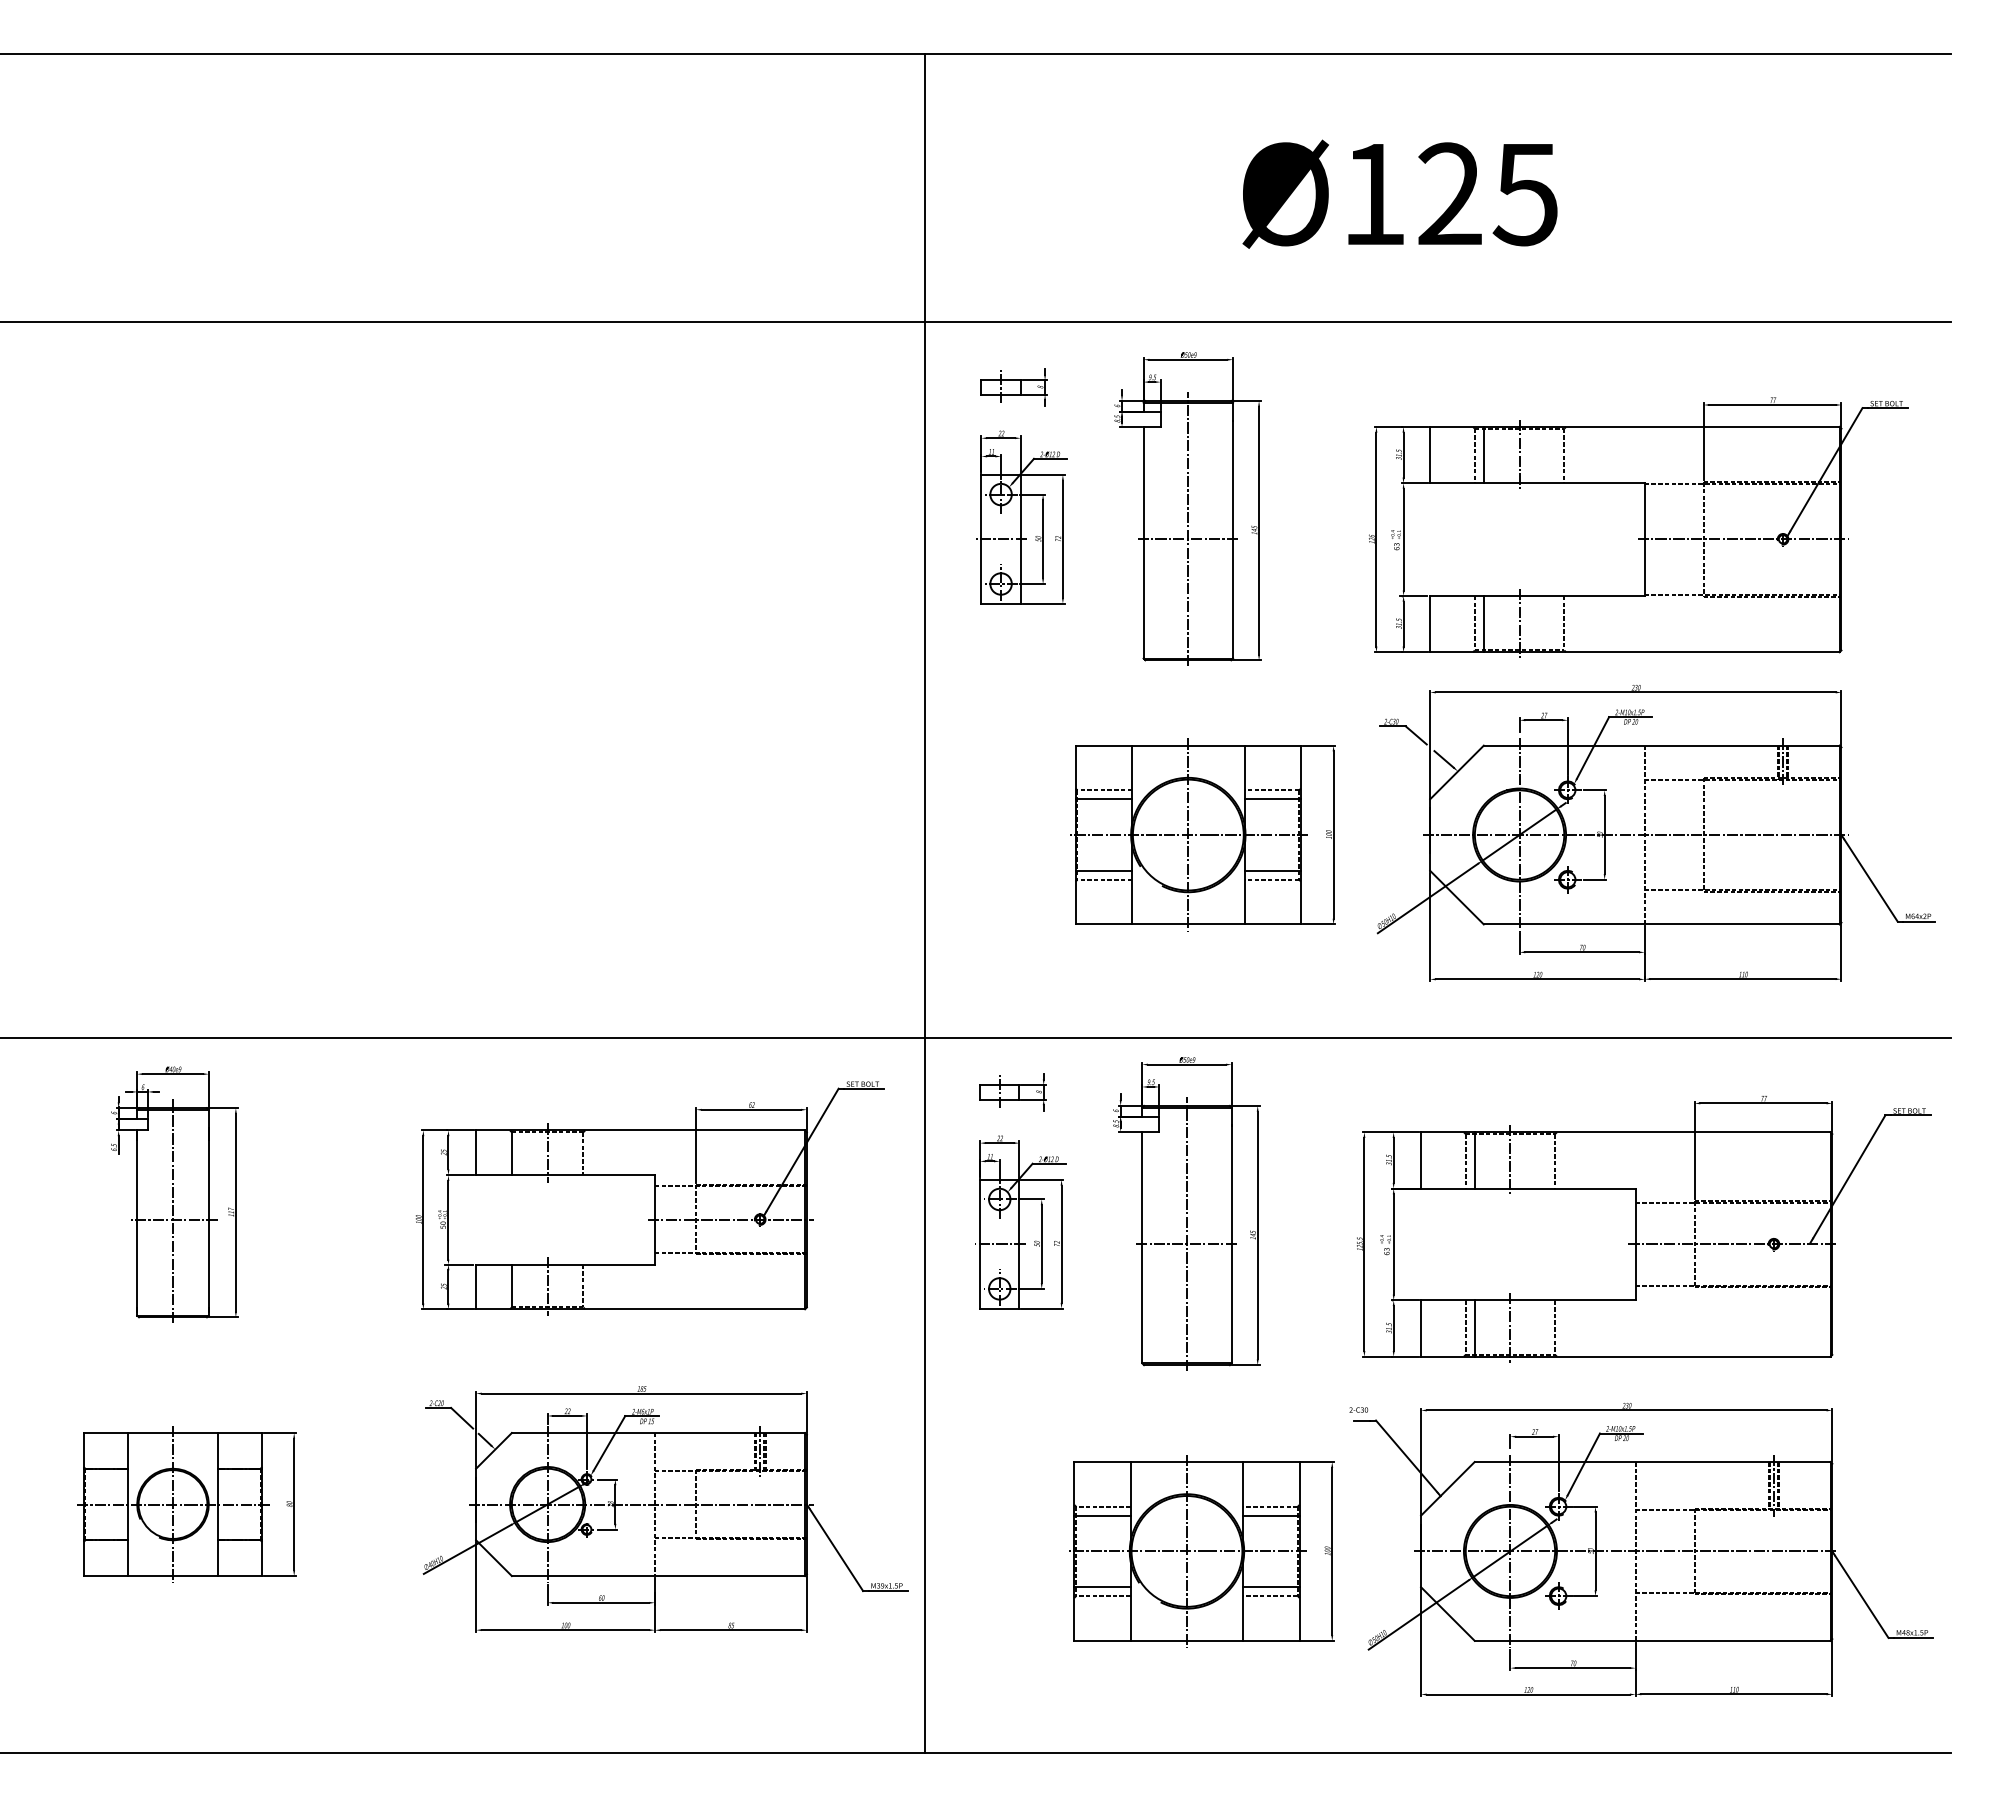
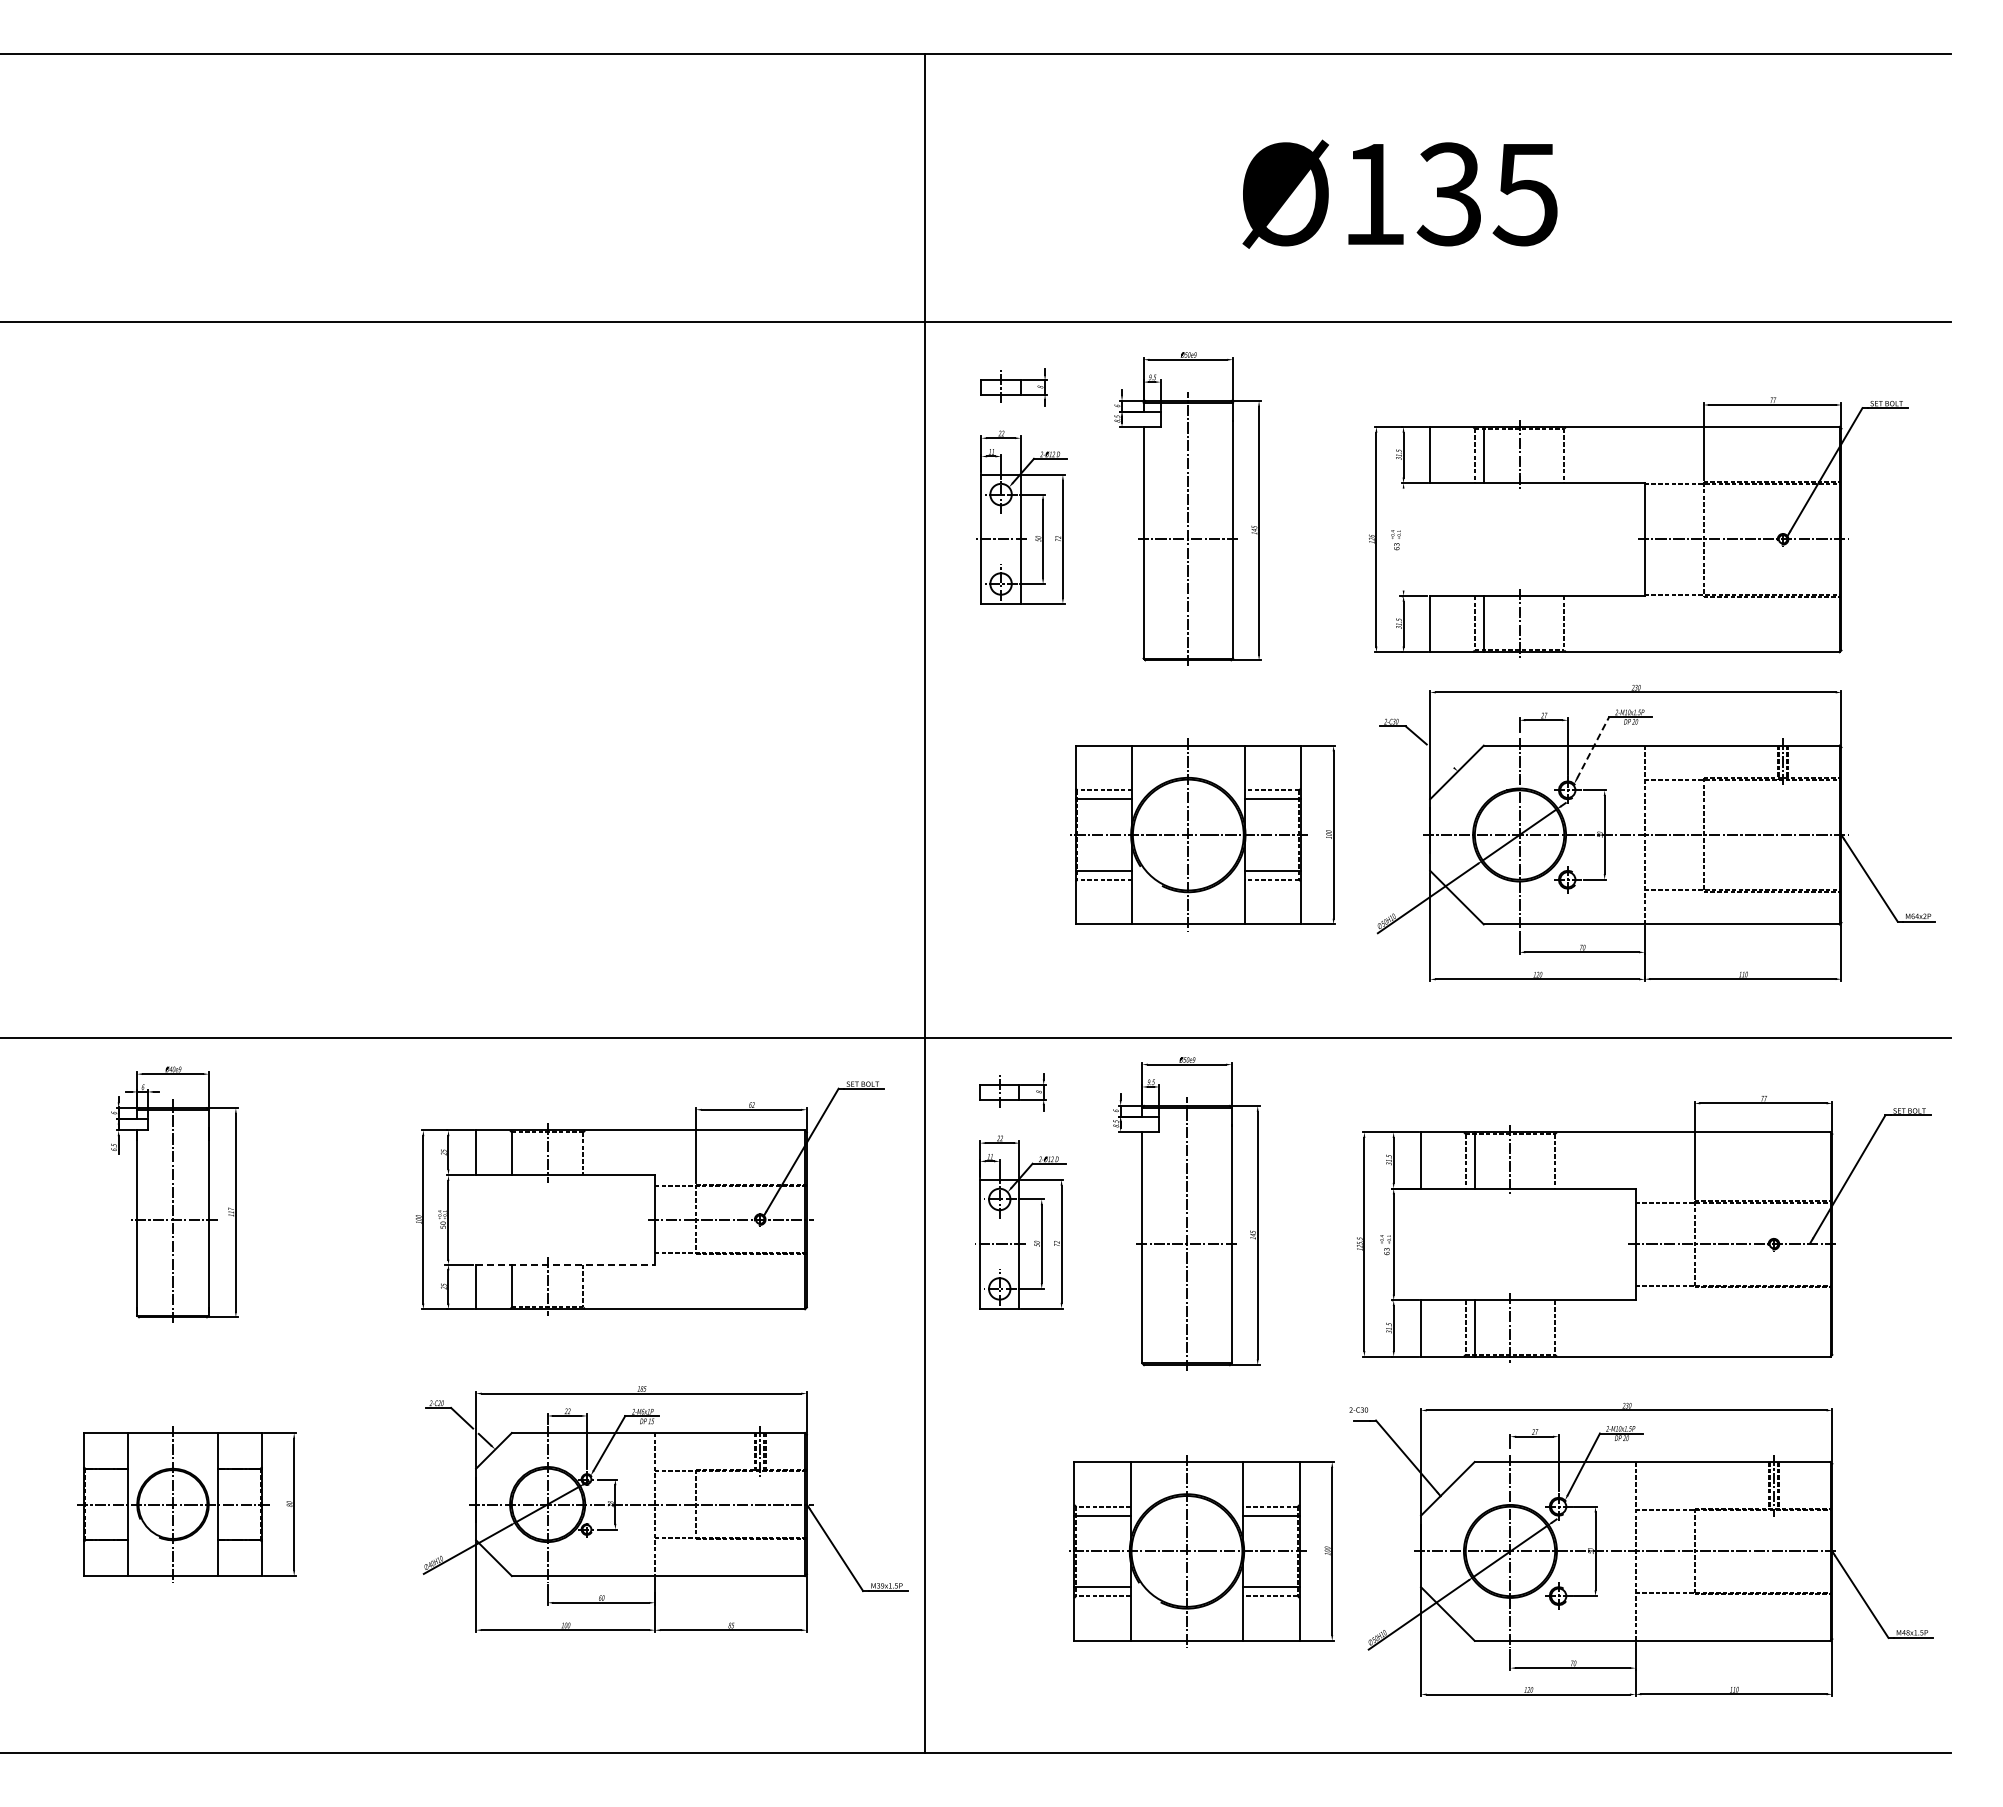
text: Ø125 -> Ø135 (1448, 194)
line: present -> none (1403, 539)
line: solid -> dashed (1592, 748)
line: present -> none (1443, 759)
line: solid -> dashed (566, 1264)
